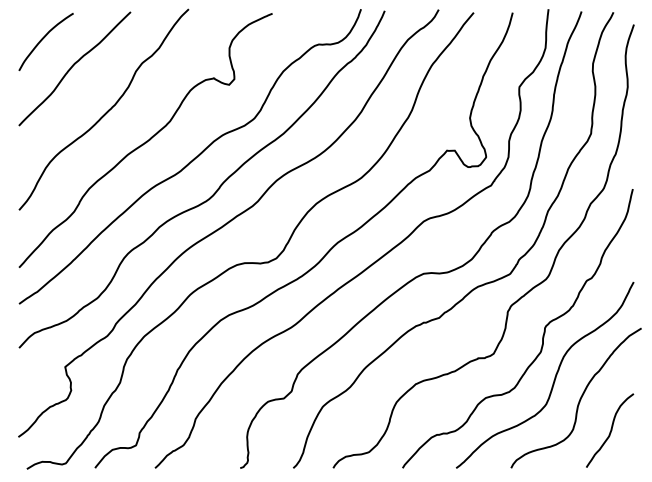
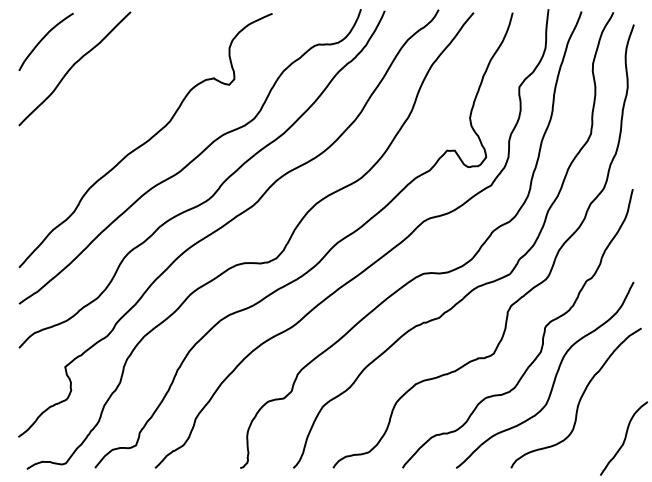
curve: present -> none (106, 111)
curve position: (610, 430) -> (624, 438) (624, 438)
